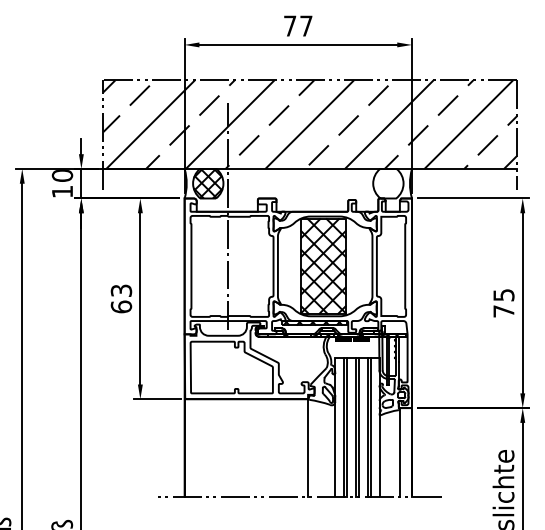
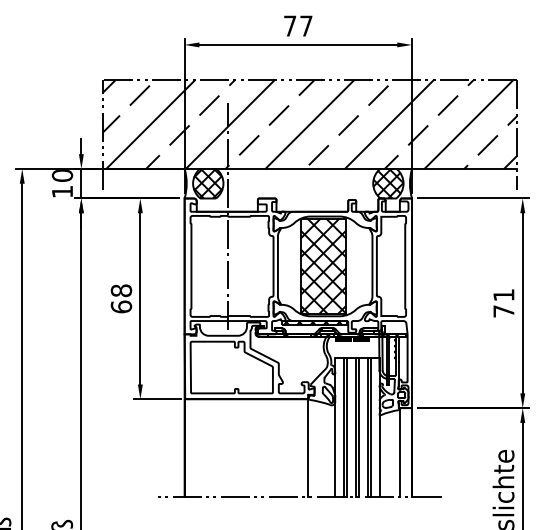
hatch: none -> present (388, 183)
text: 63 -> 68 (121, 290)
text: 75 -> 71 (503, 295)
